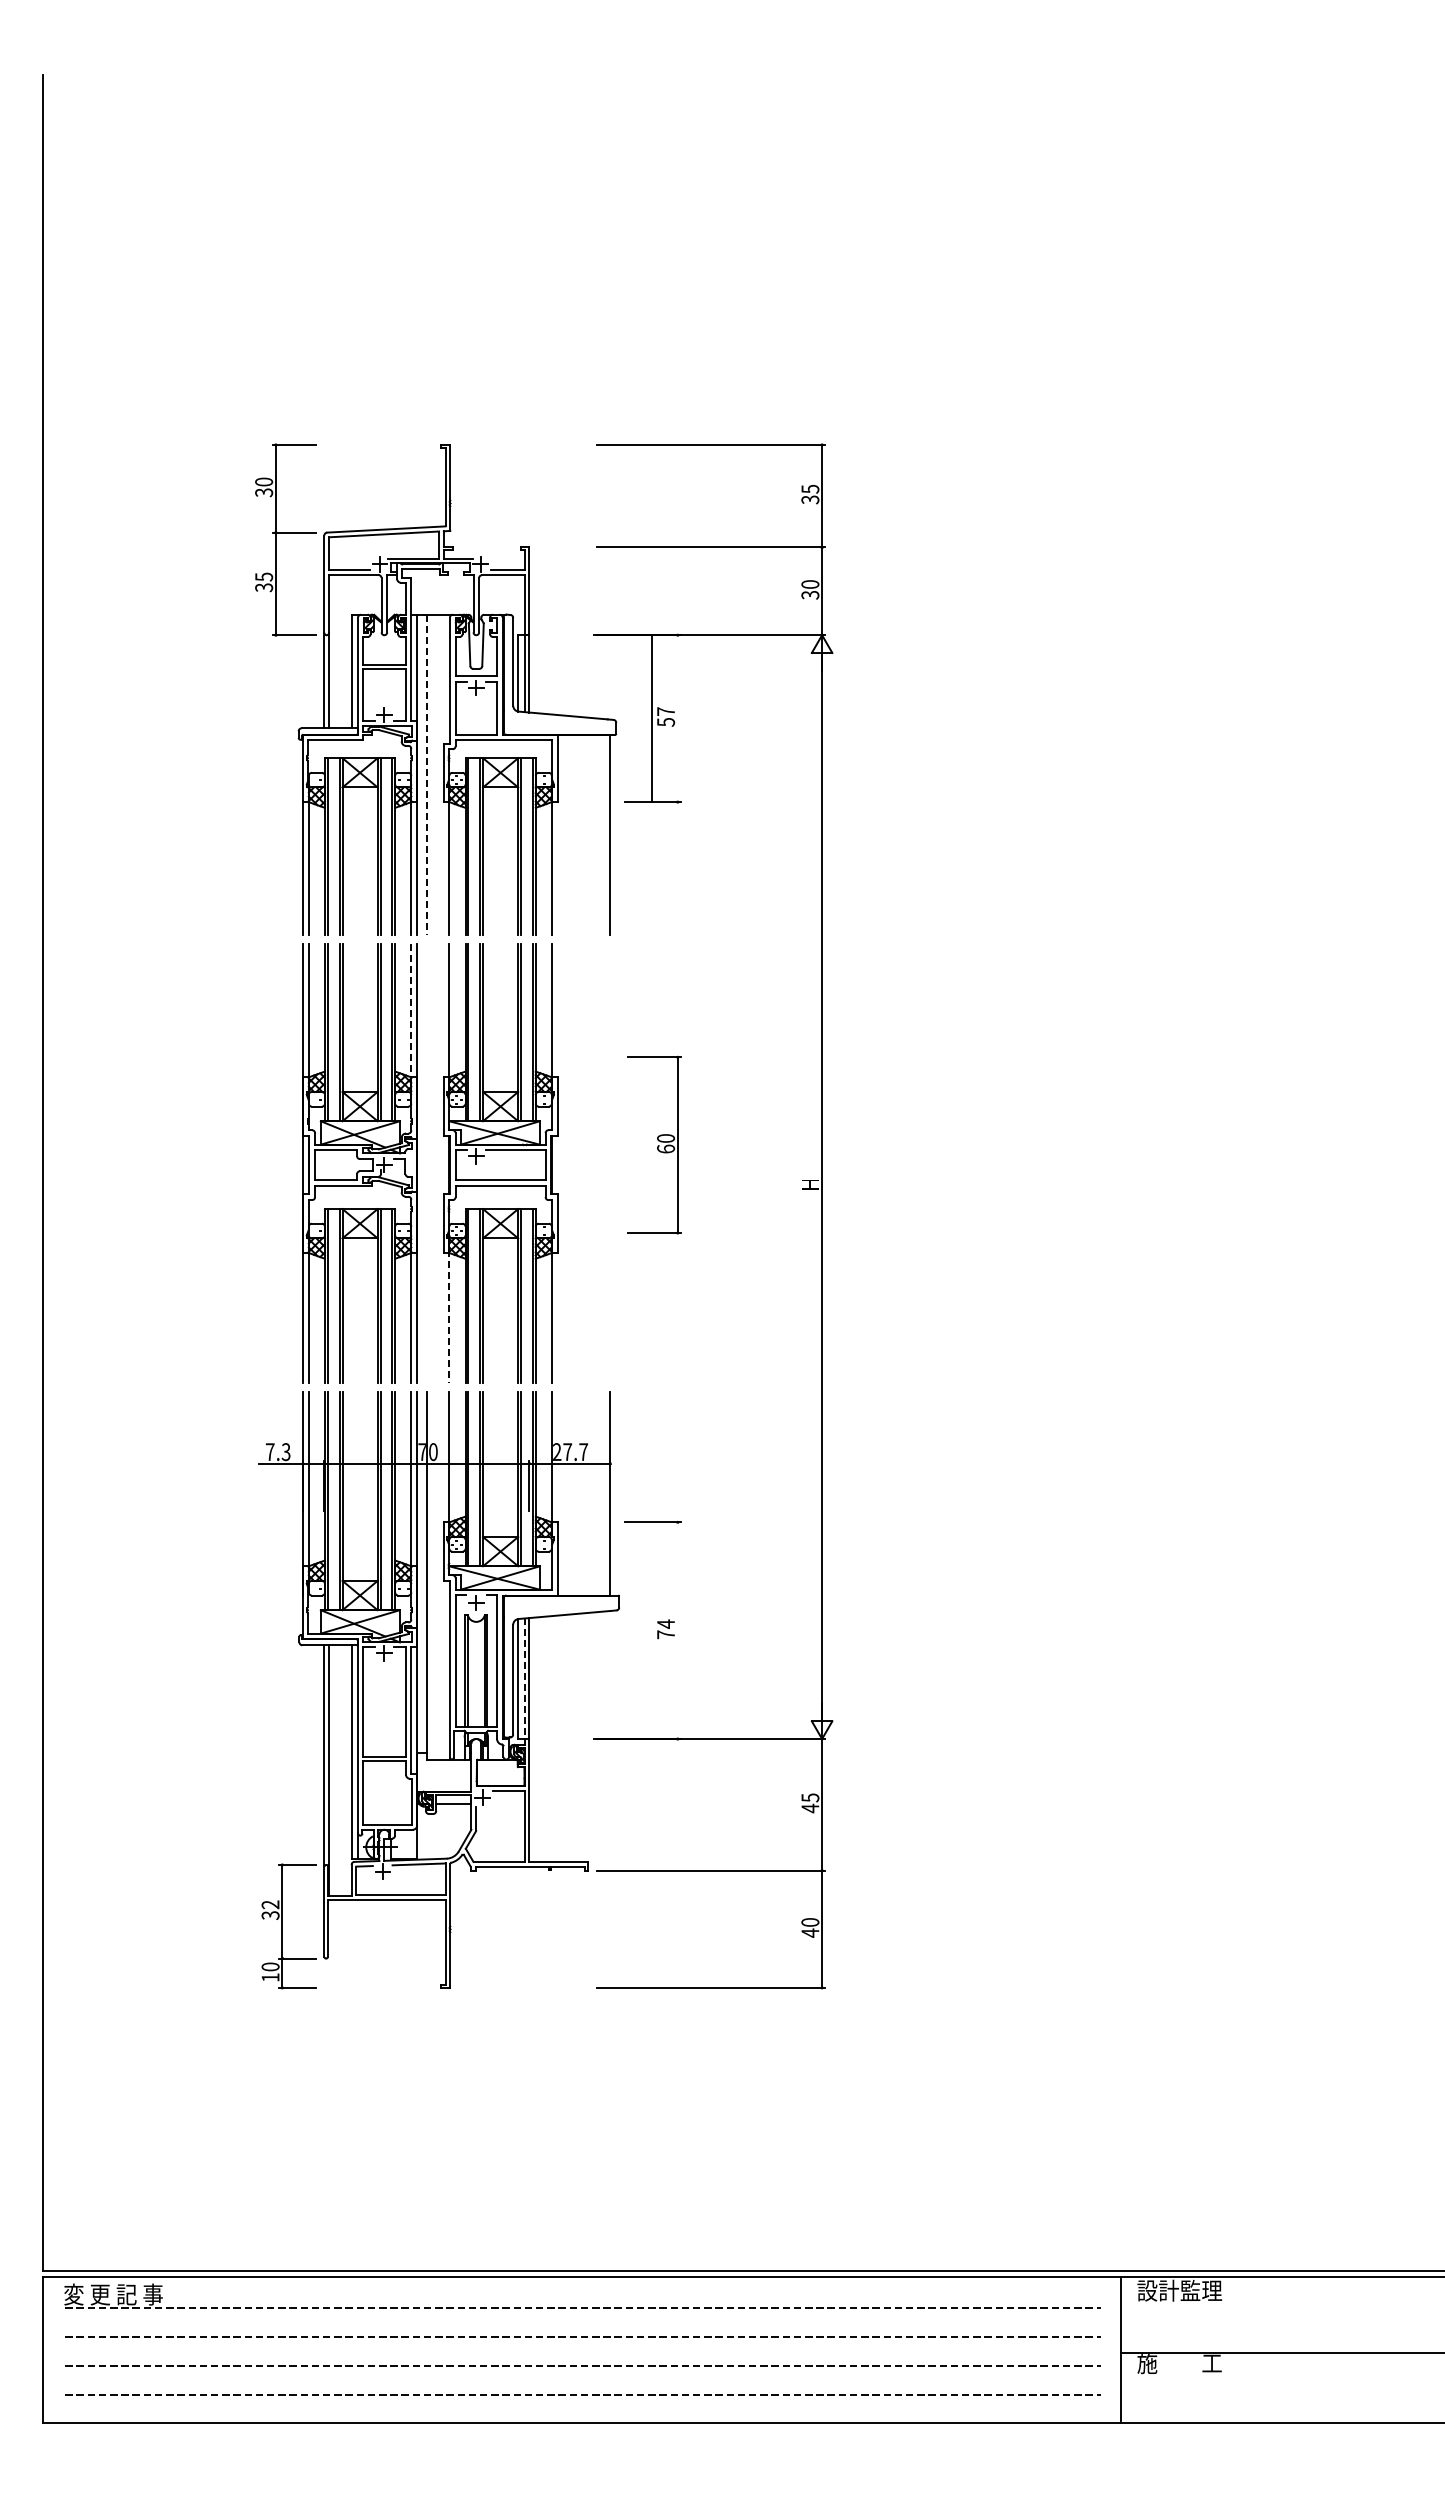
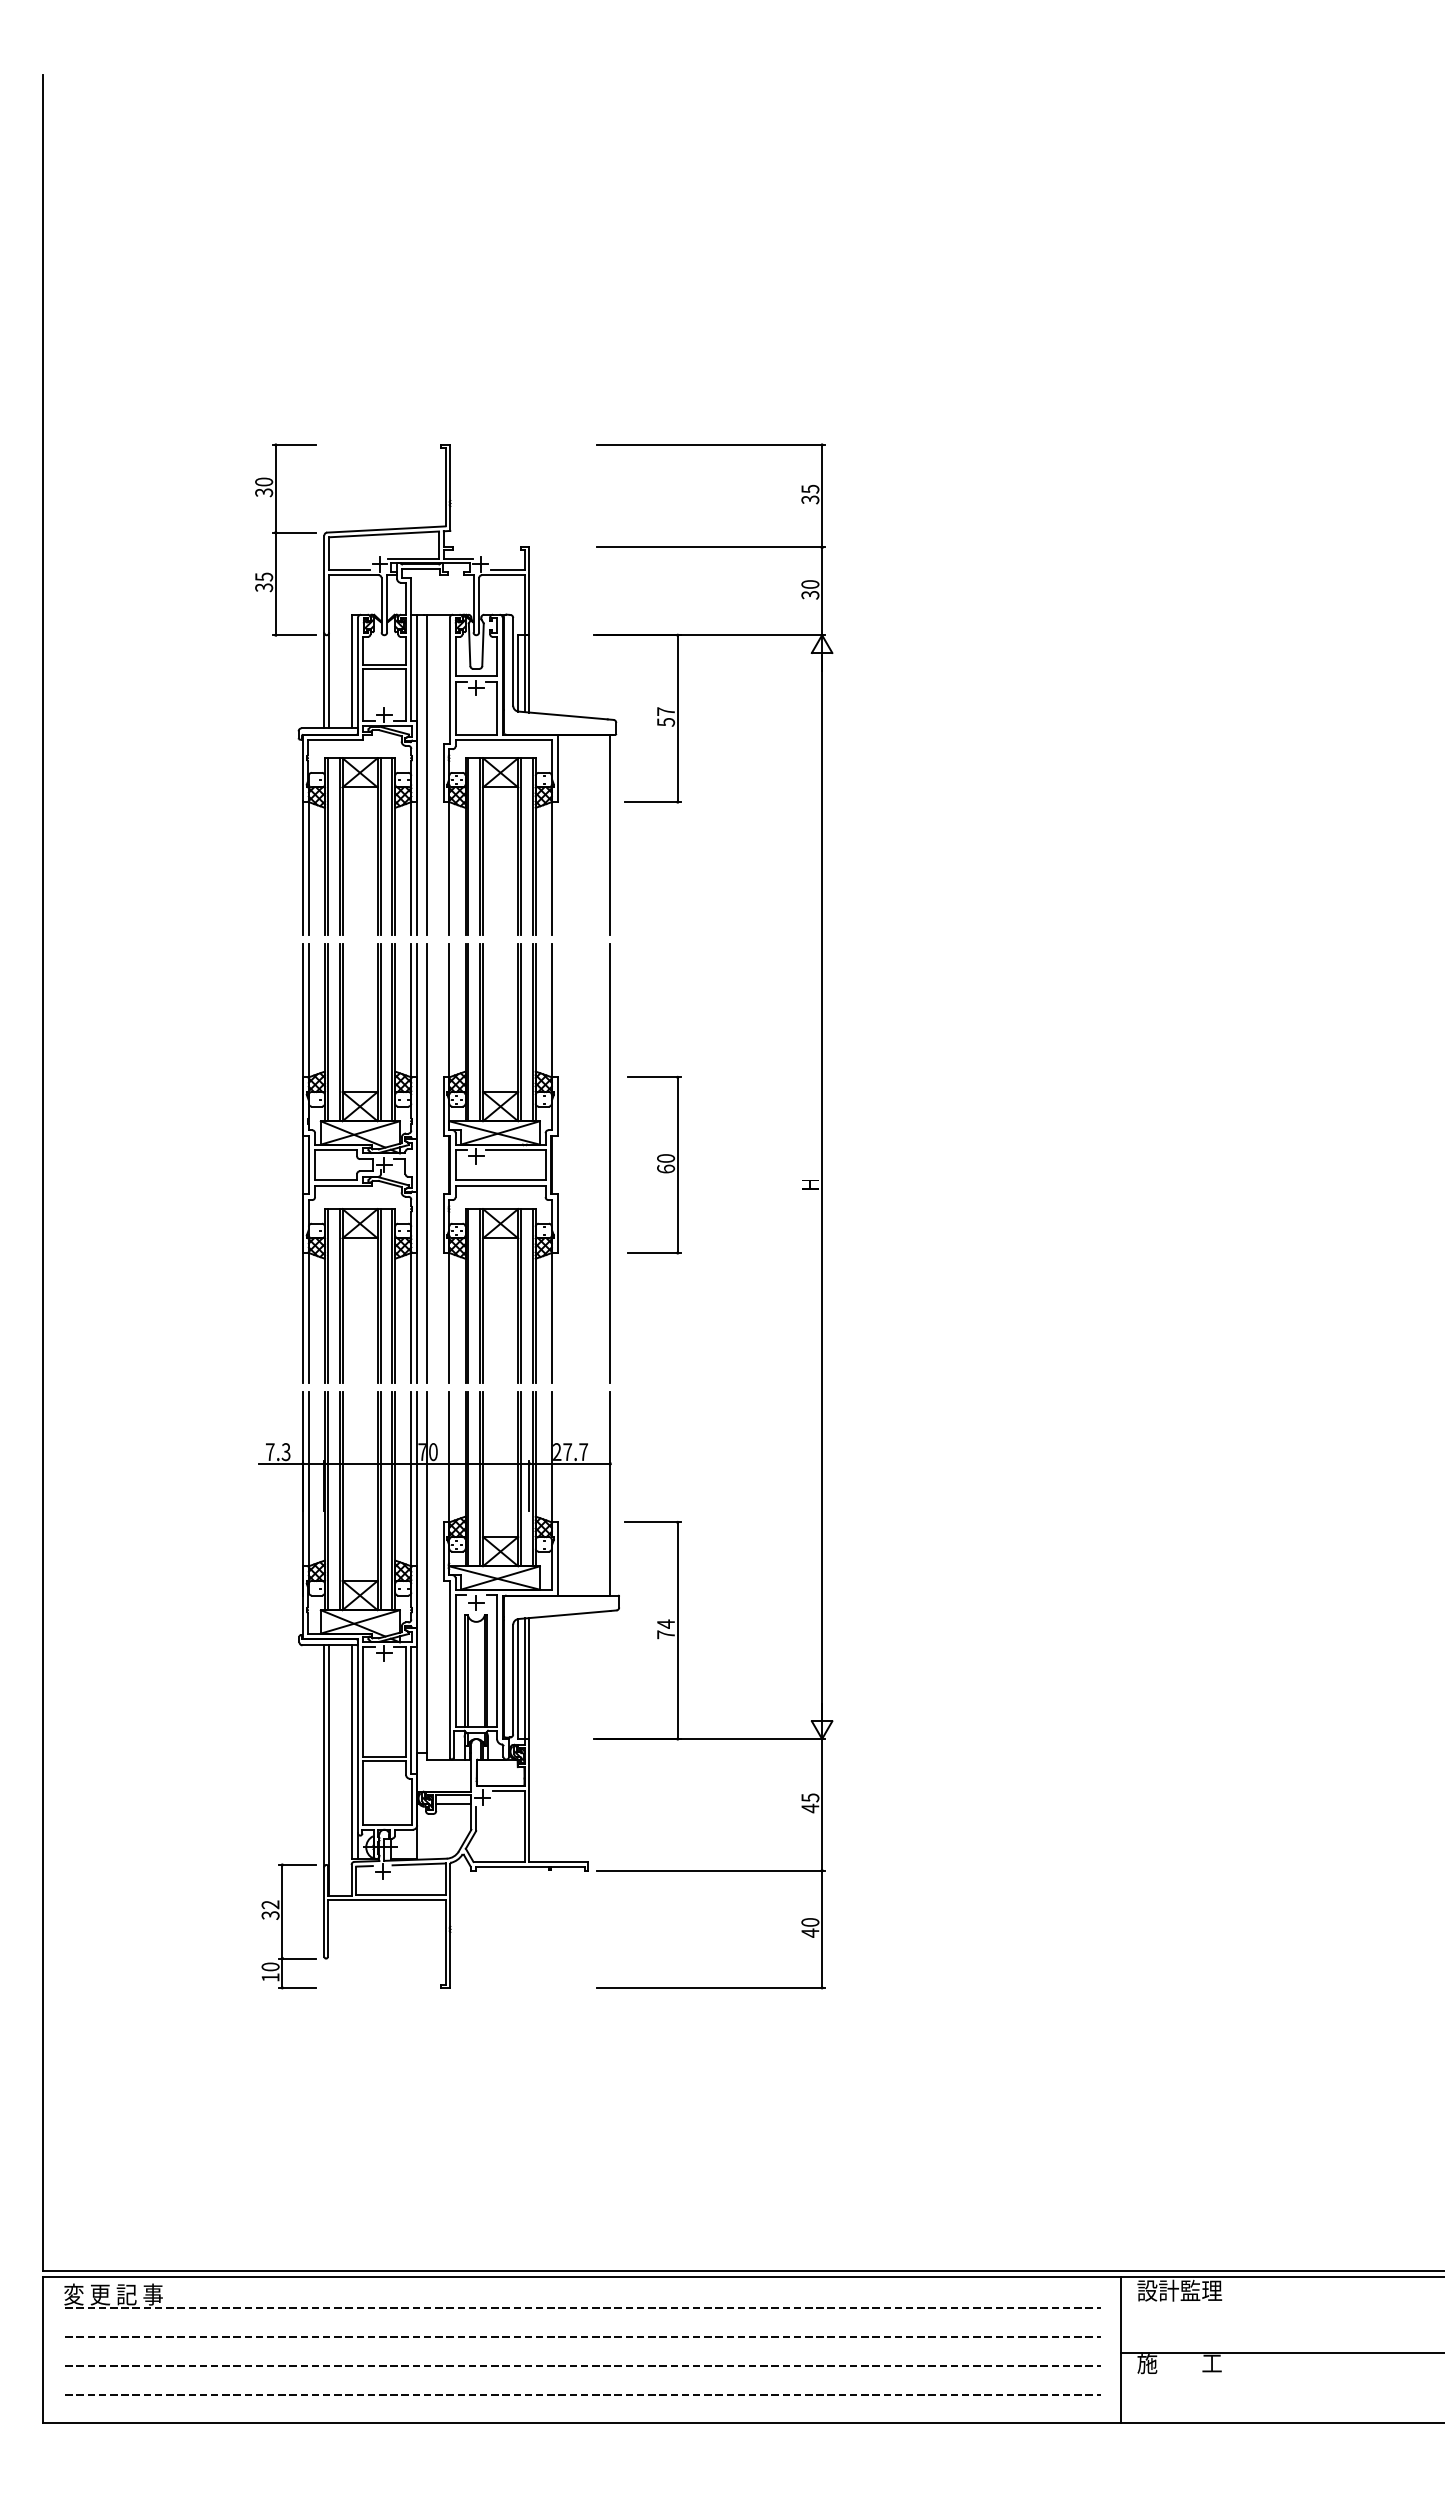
line position: (651, 718) -> (677, 718) (677, 718)
line: dashed -> solid (427, 775)
line: dashed -> solid (411, 1010)
part position: (654, 1144) -> (654, 1164) (654, 1164)
line: none -> present (426, 1163)
line: none -> present (609, 1163)
line: dashed -> solid (449, 1311)
line: none -> present (677, 1630)
line: dashed -> solid (524, 1679)
